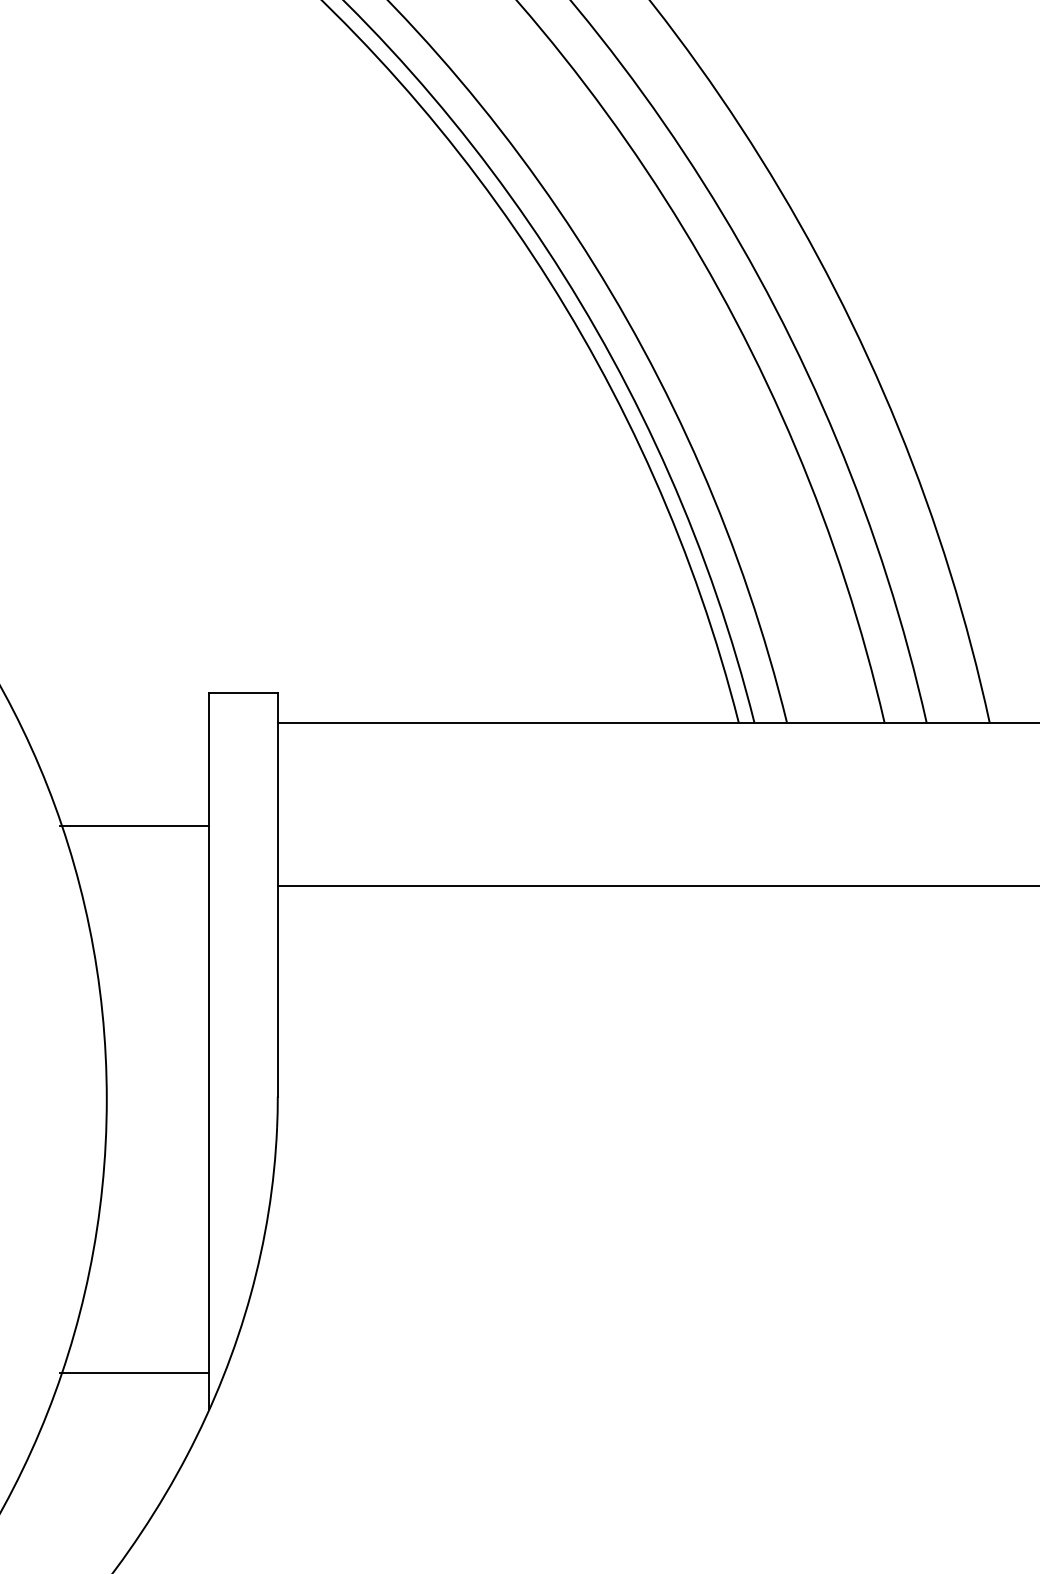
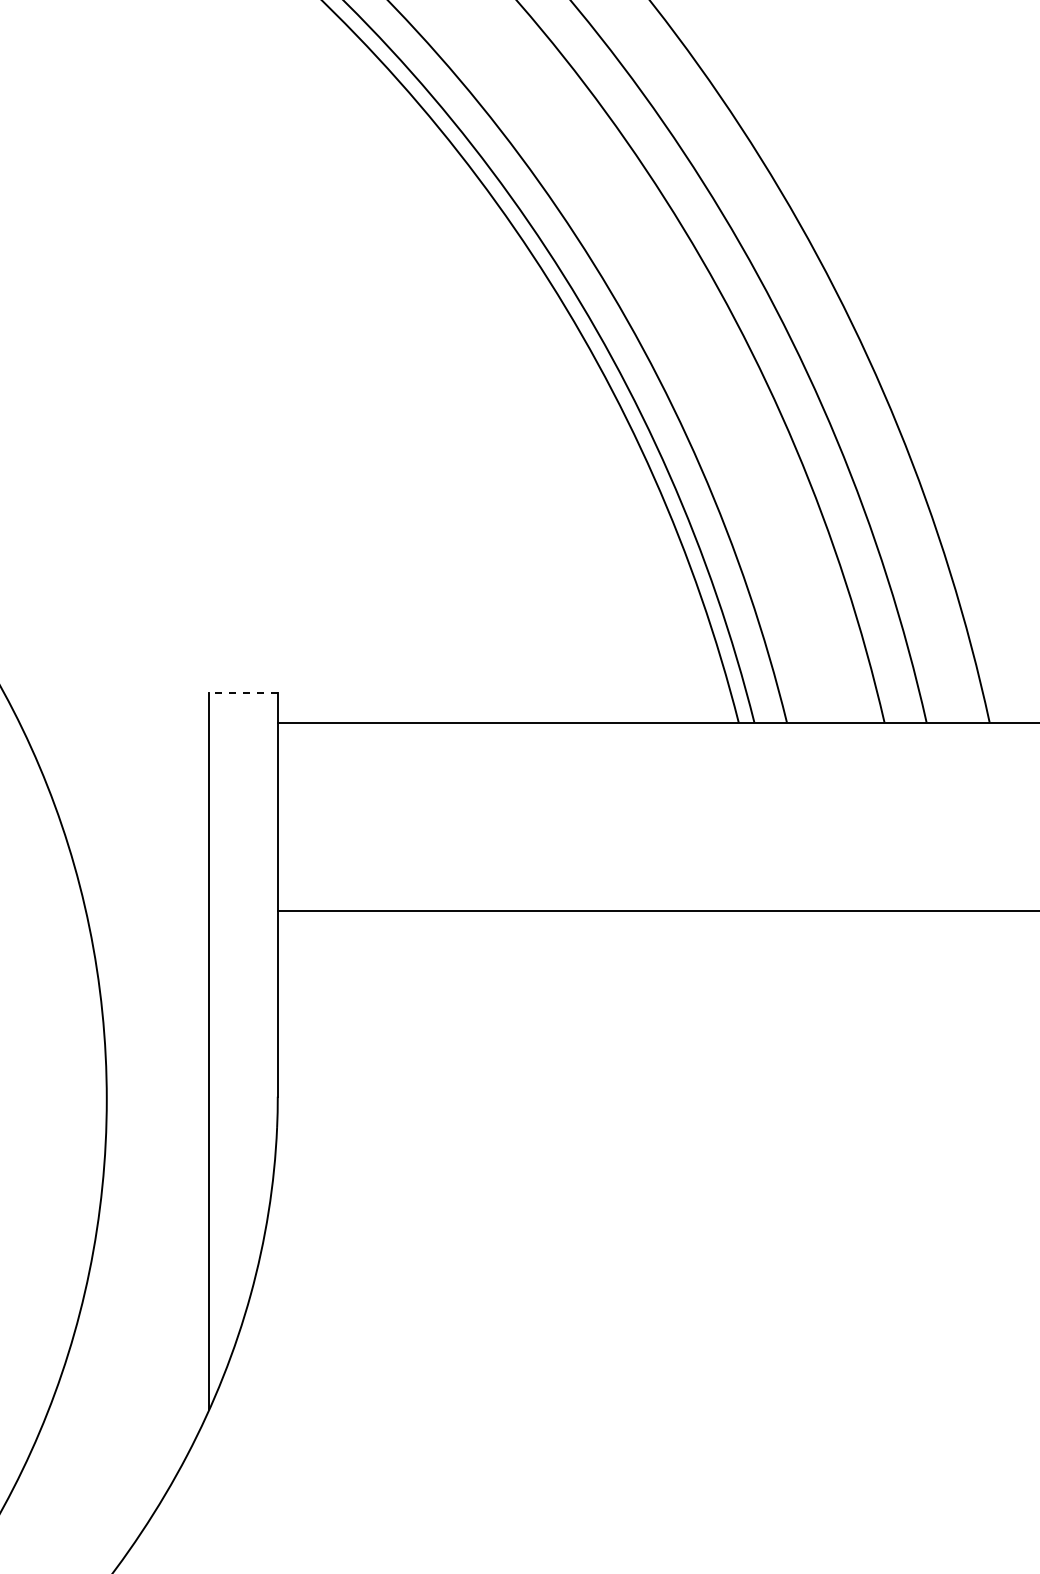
line: solid -> dashed (243, 692)
line: present -> none (134, 825)
line position: (656, 886) -> (656, 911) (656, 911)
line: present -> none (134, 1373)
